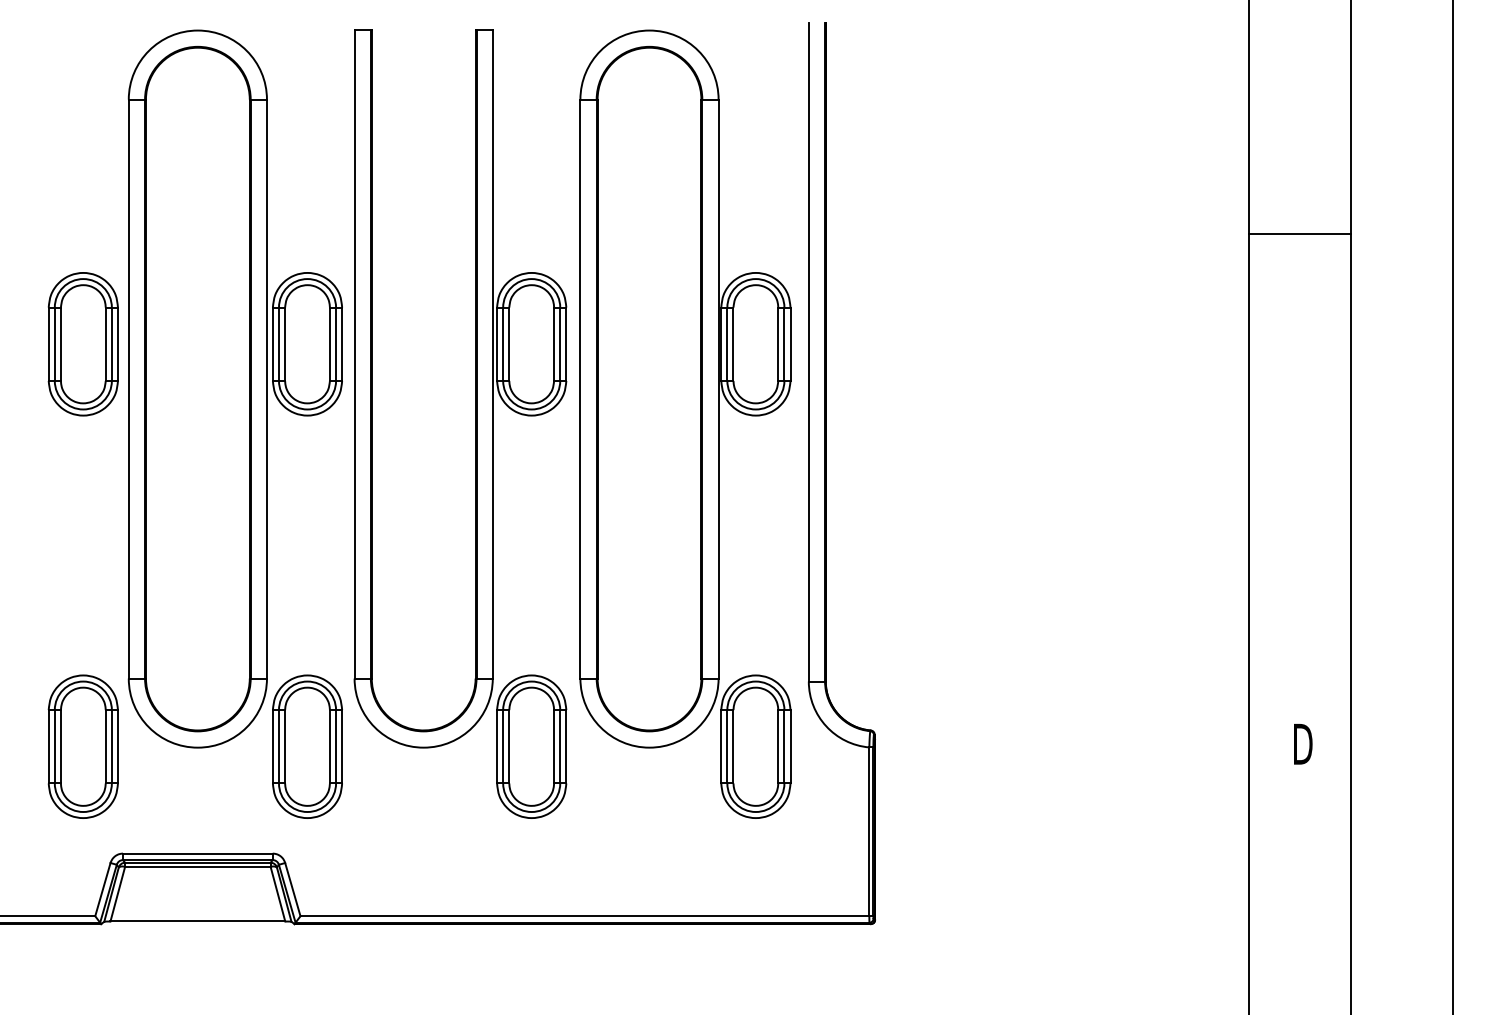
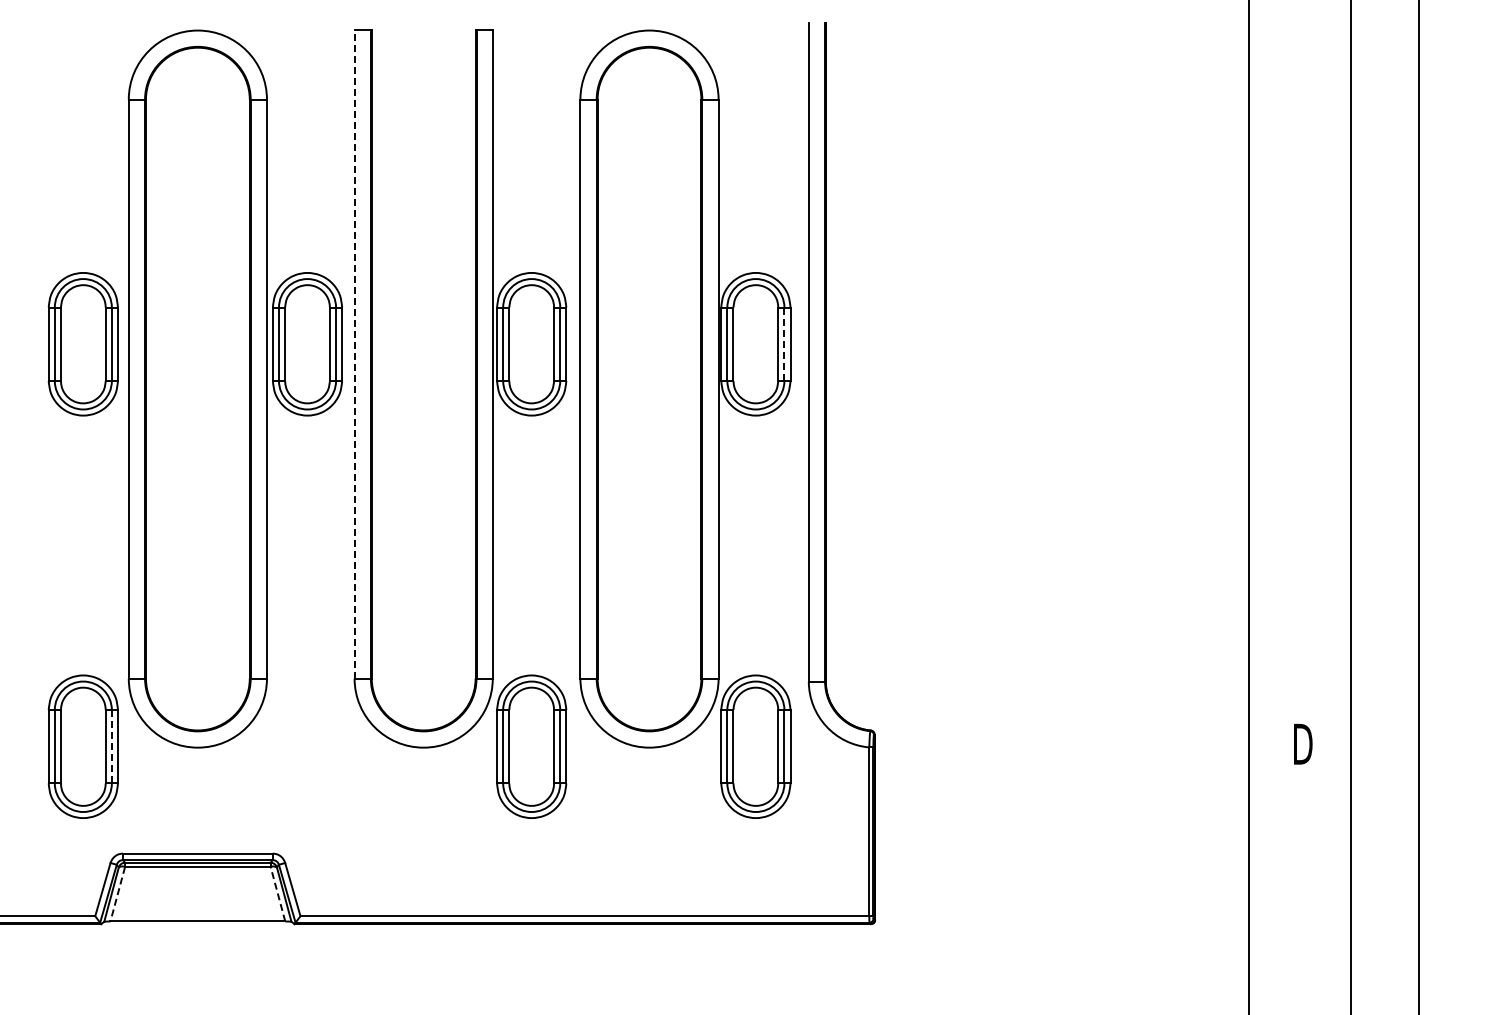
line: present -> none (1300, 233)
line: solid -> dashed (784, 344)
line: solid -> dashed (354, 353)
line position: (1453, 506) -> (1419, 506) (1419, 506)
line: solid -> dashed (111, 746)
part: present -> none (307, 746)
line: solid -> dashed (277, 893)
line: solid -> dashed (117, 894)
